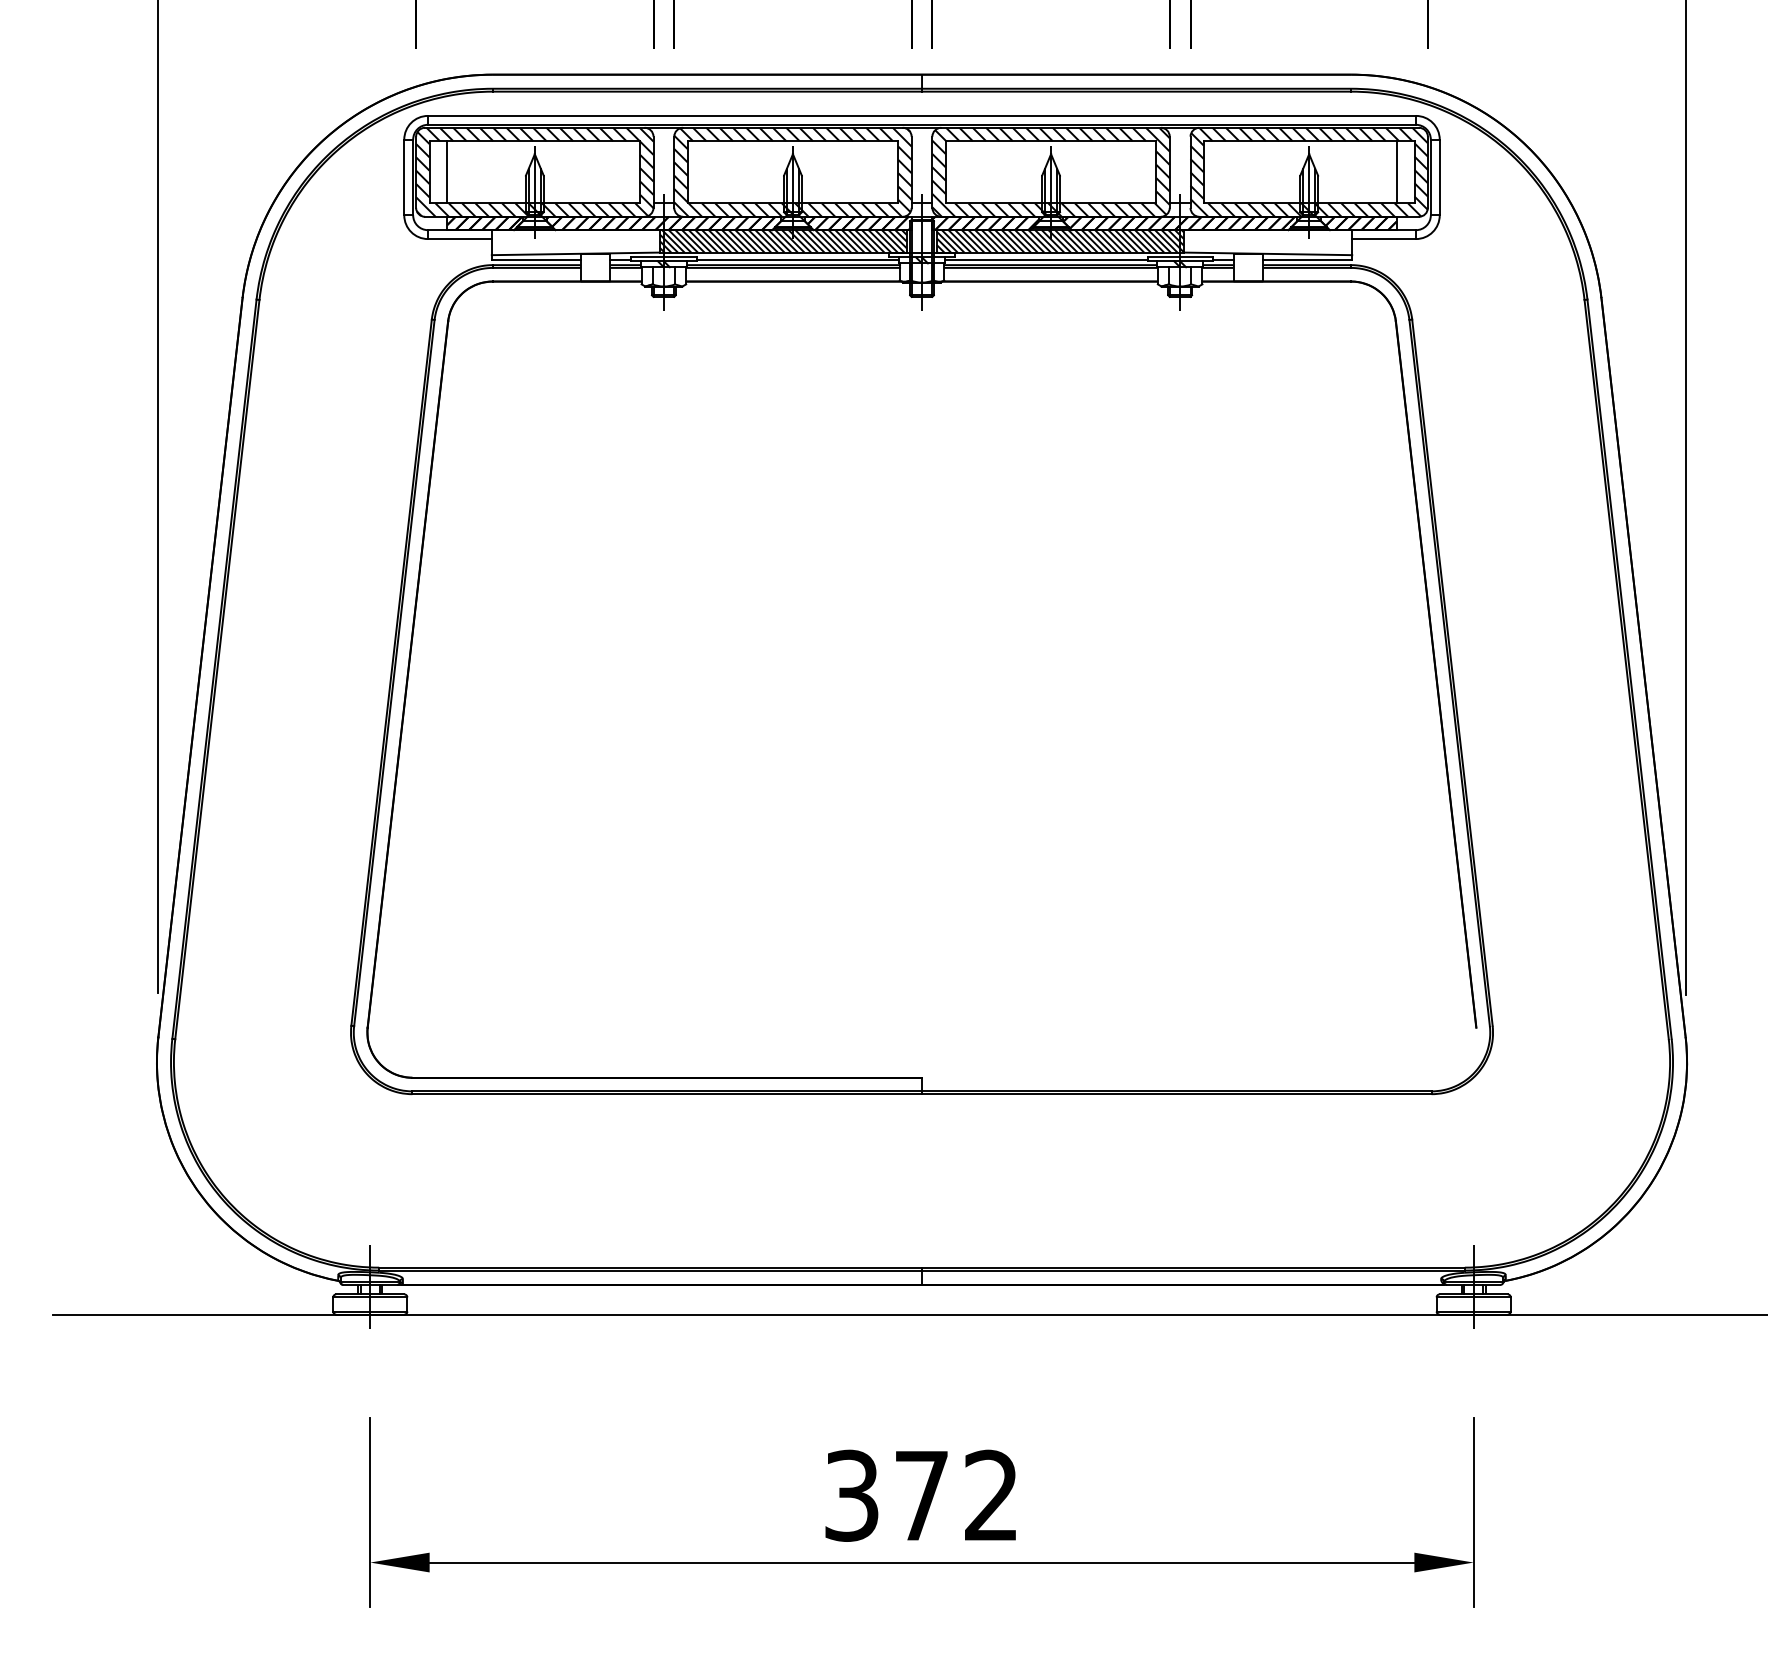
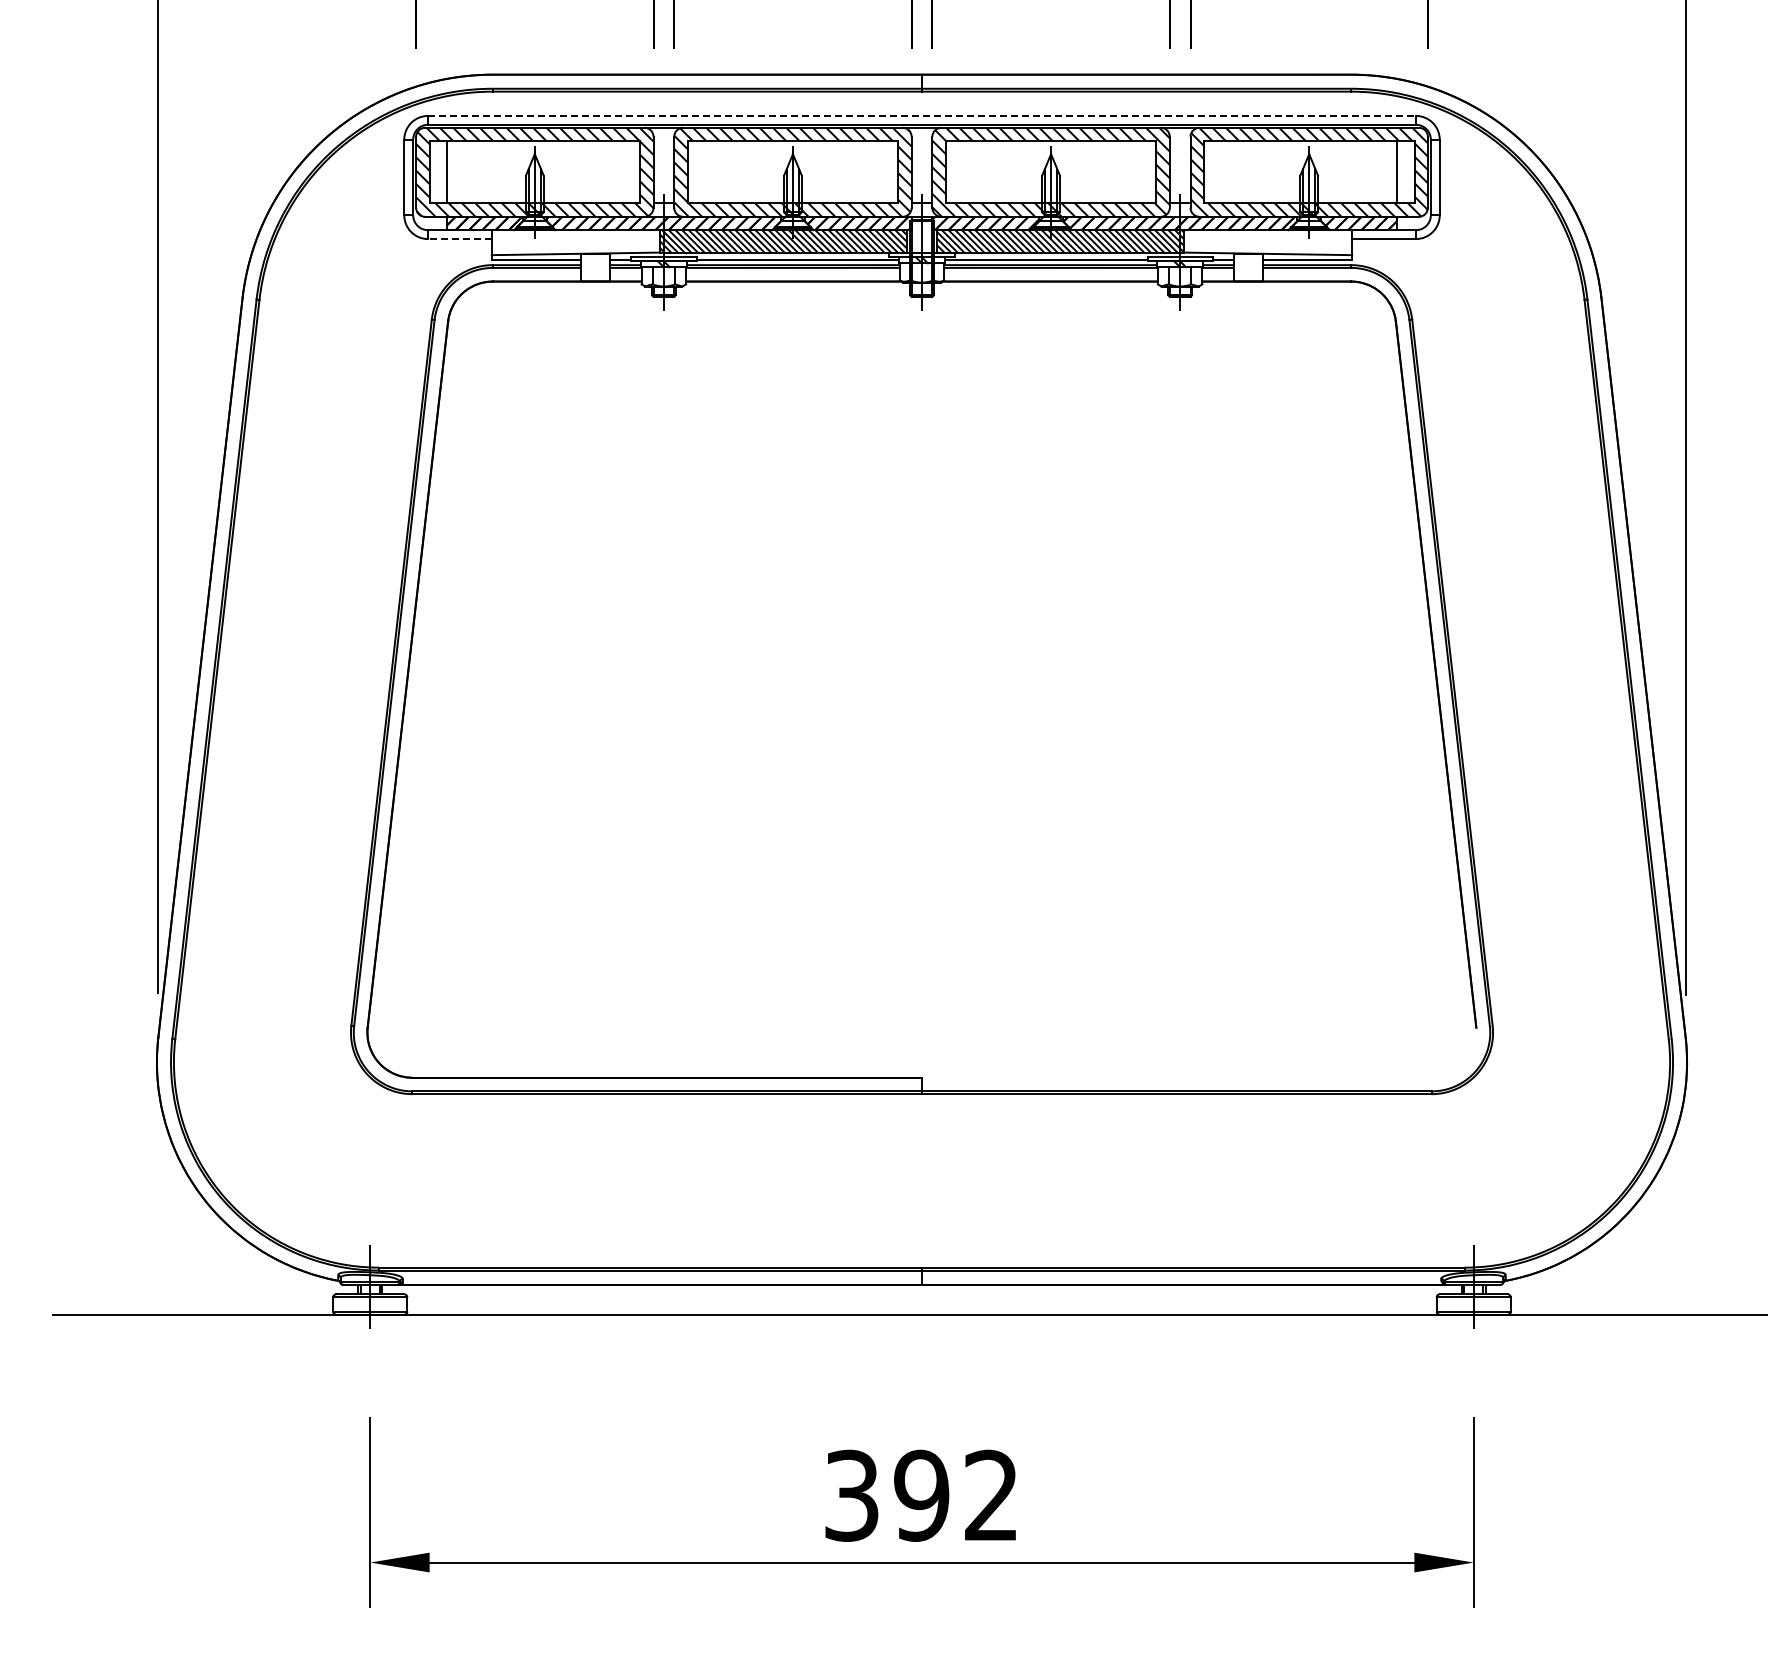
line: solid -> dashed (922, 115)
line: solid -> dashed (459, 239)
text: 372 -> 392 (921, 1495)
